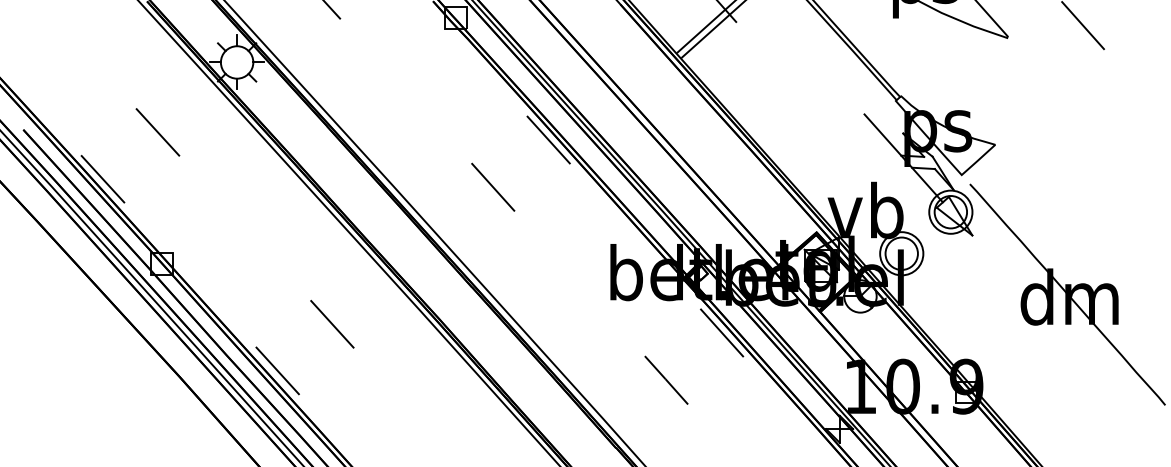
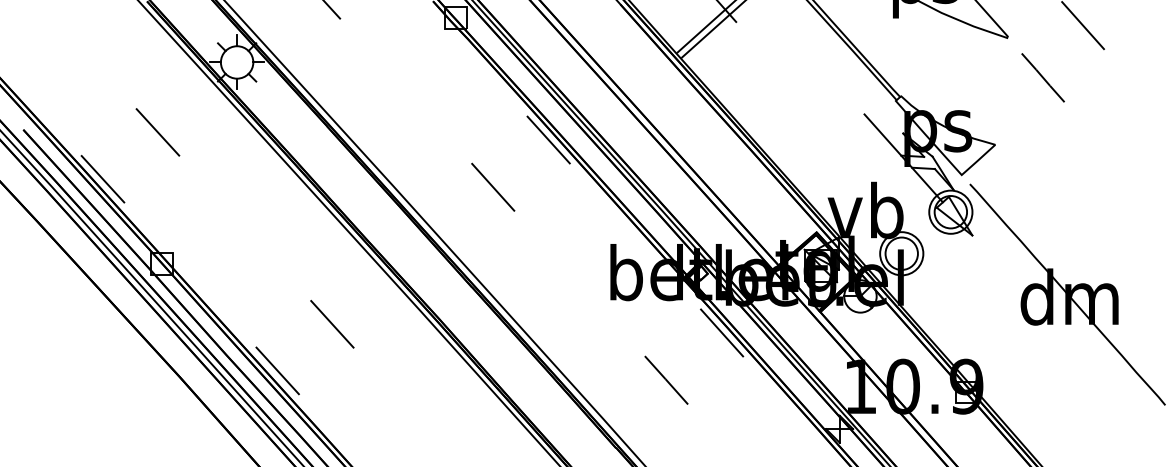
line: none -> present (1042, 77)
